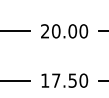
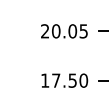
line: present -> none (15, 31)
text: 20.00 -> 20.05 (83, 31)
line: present -> none (15, 80)
